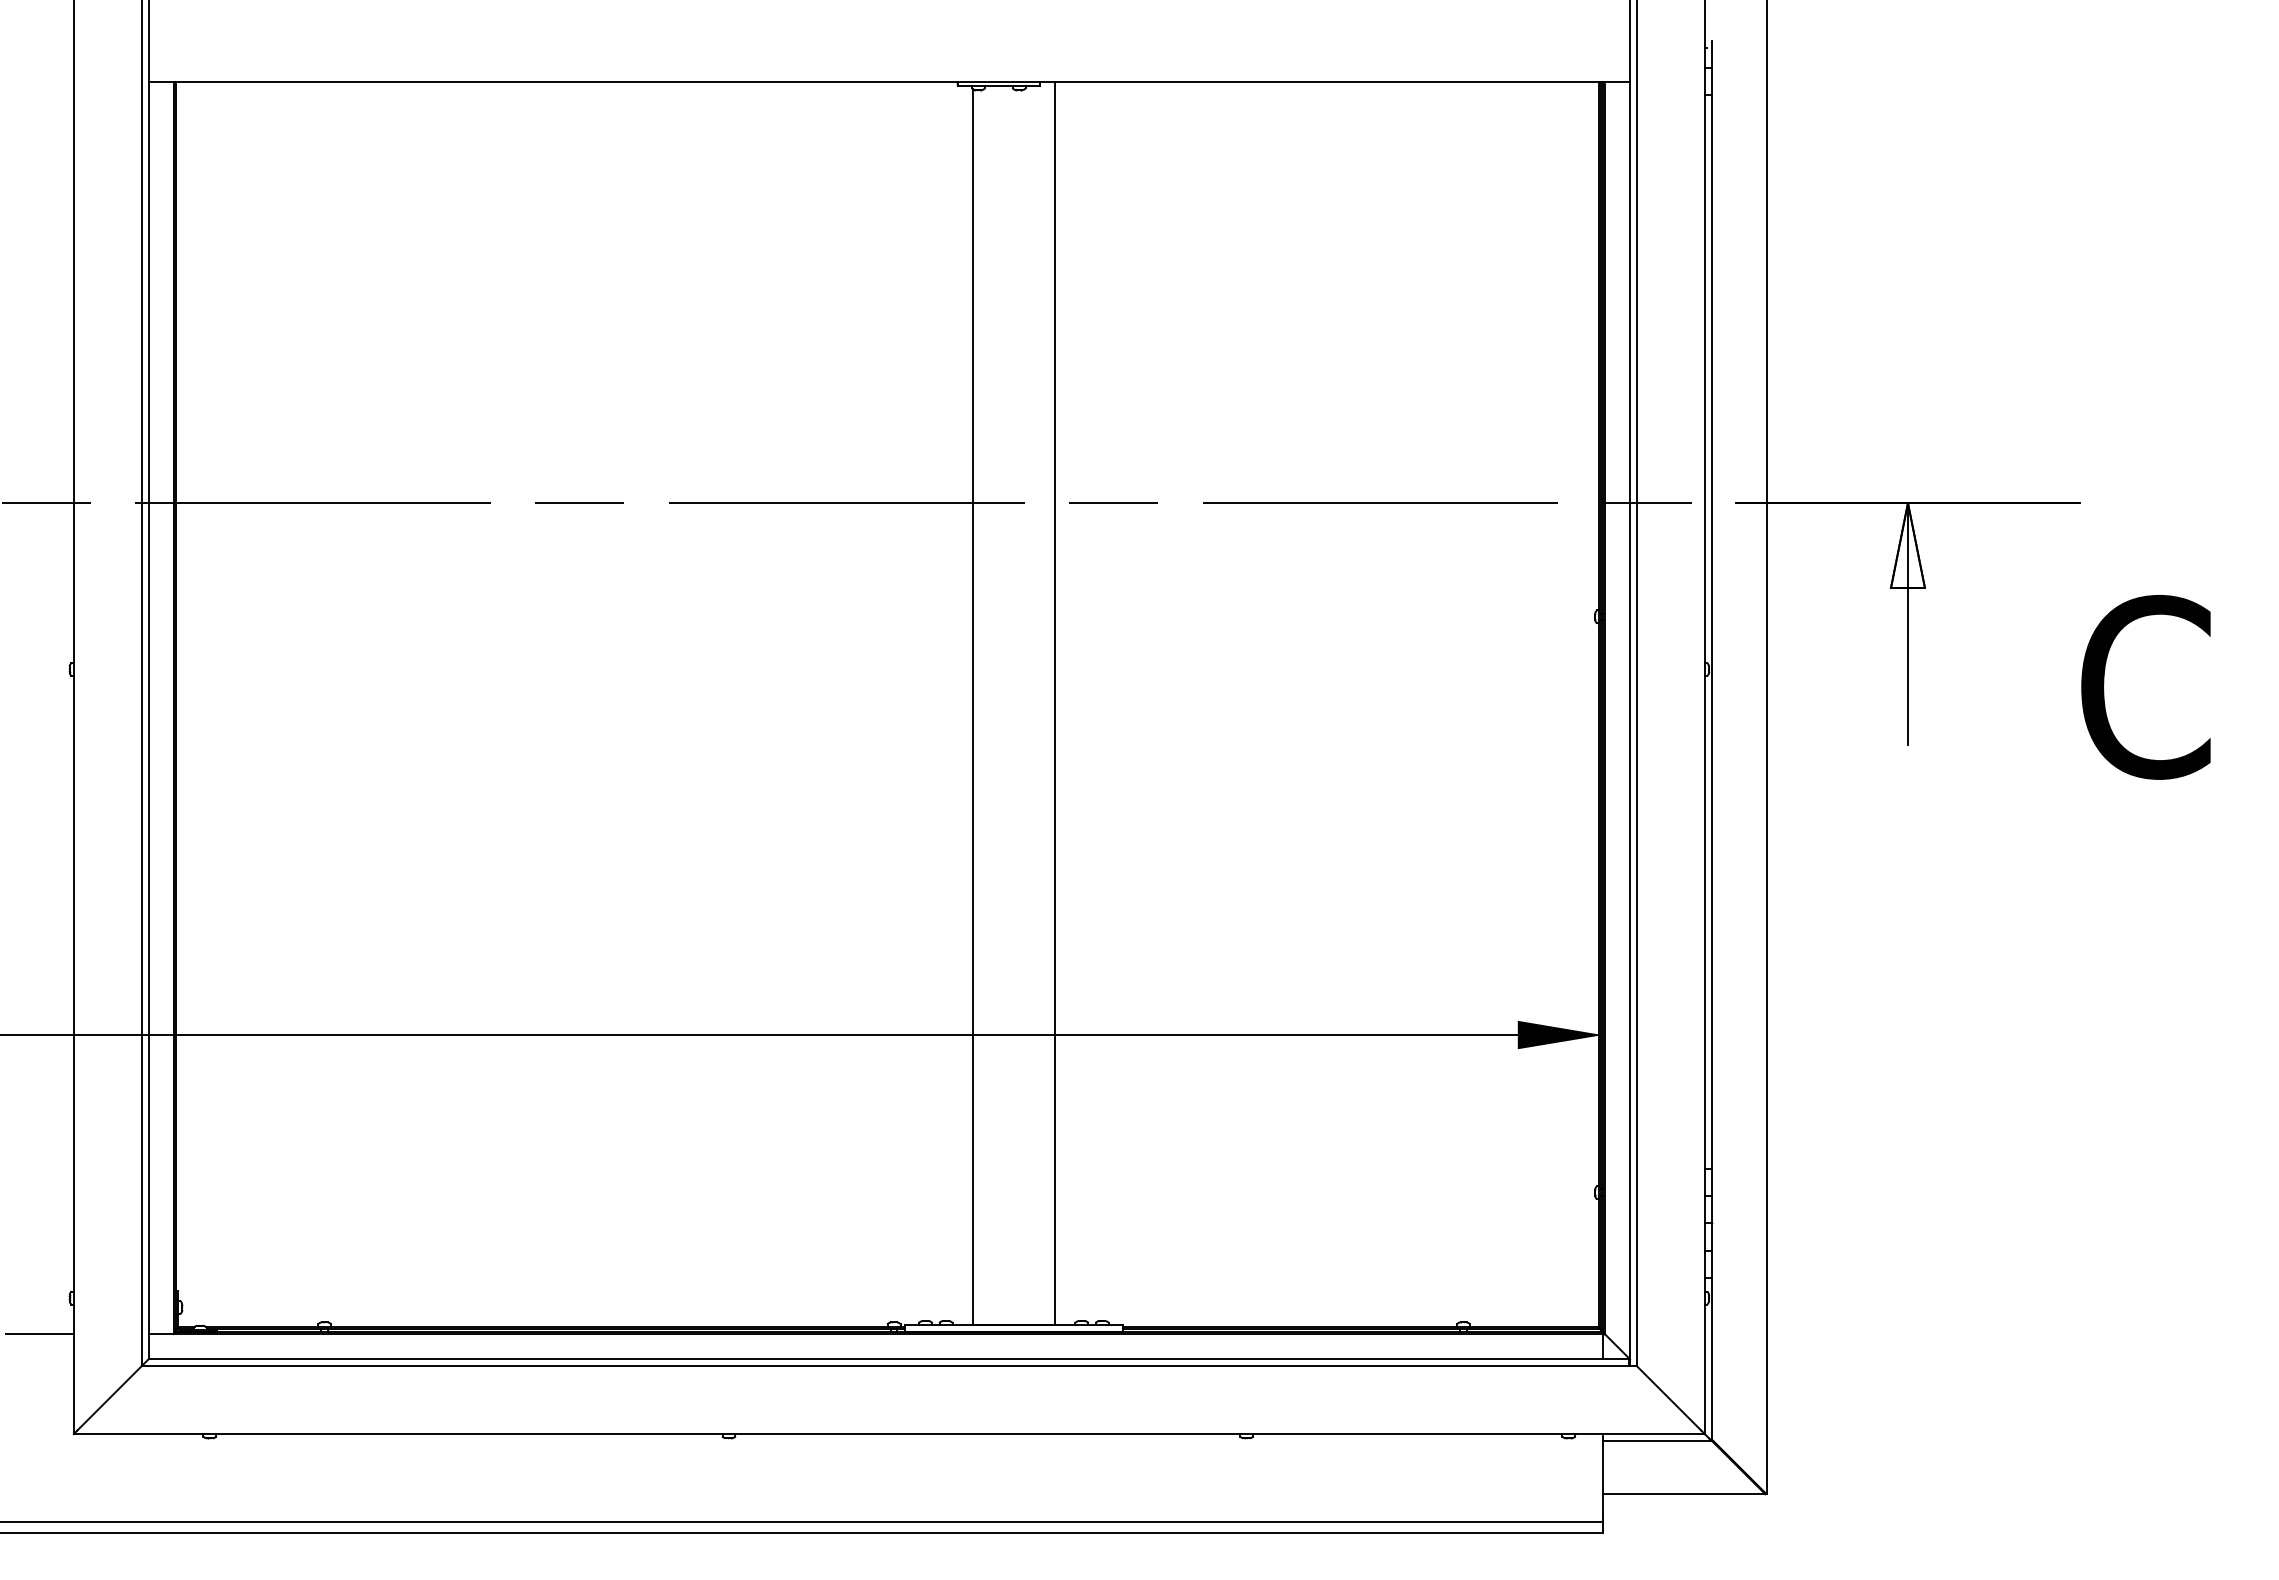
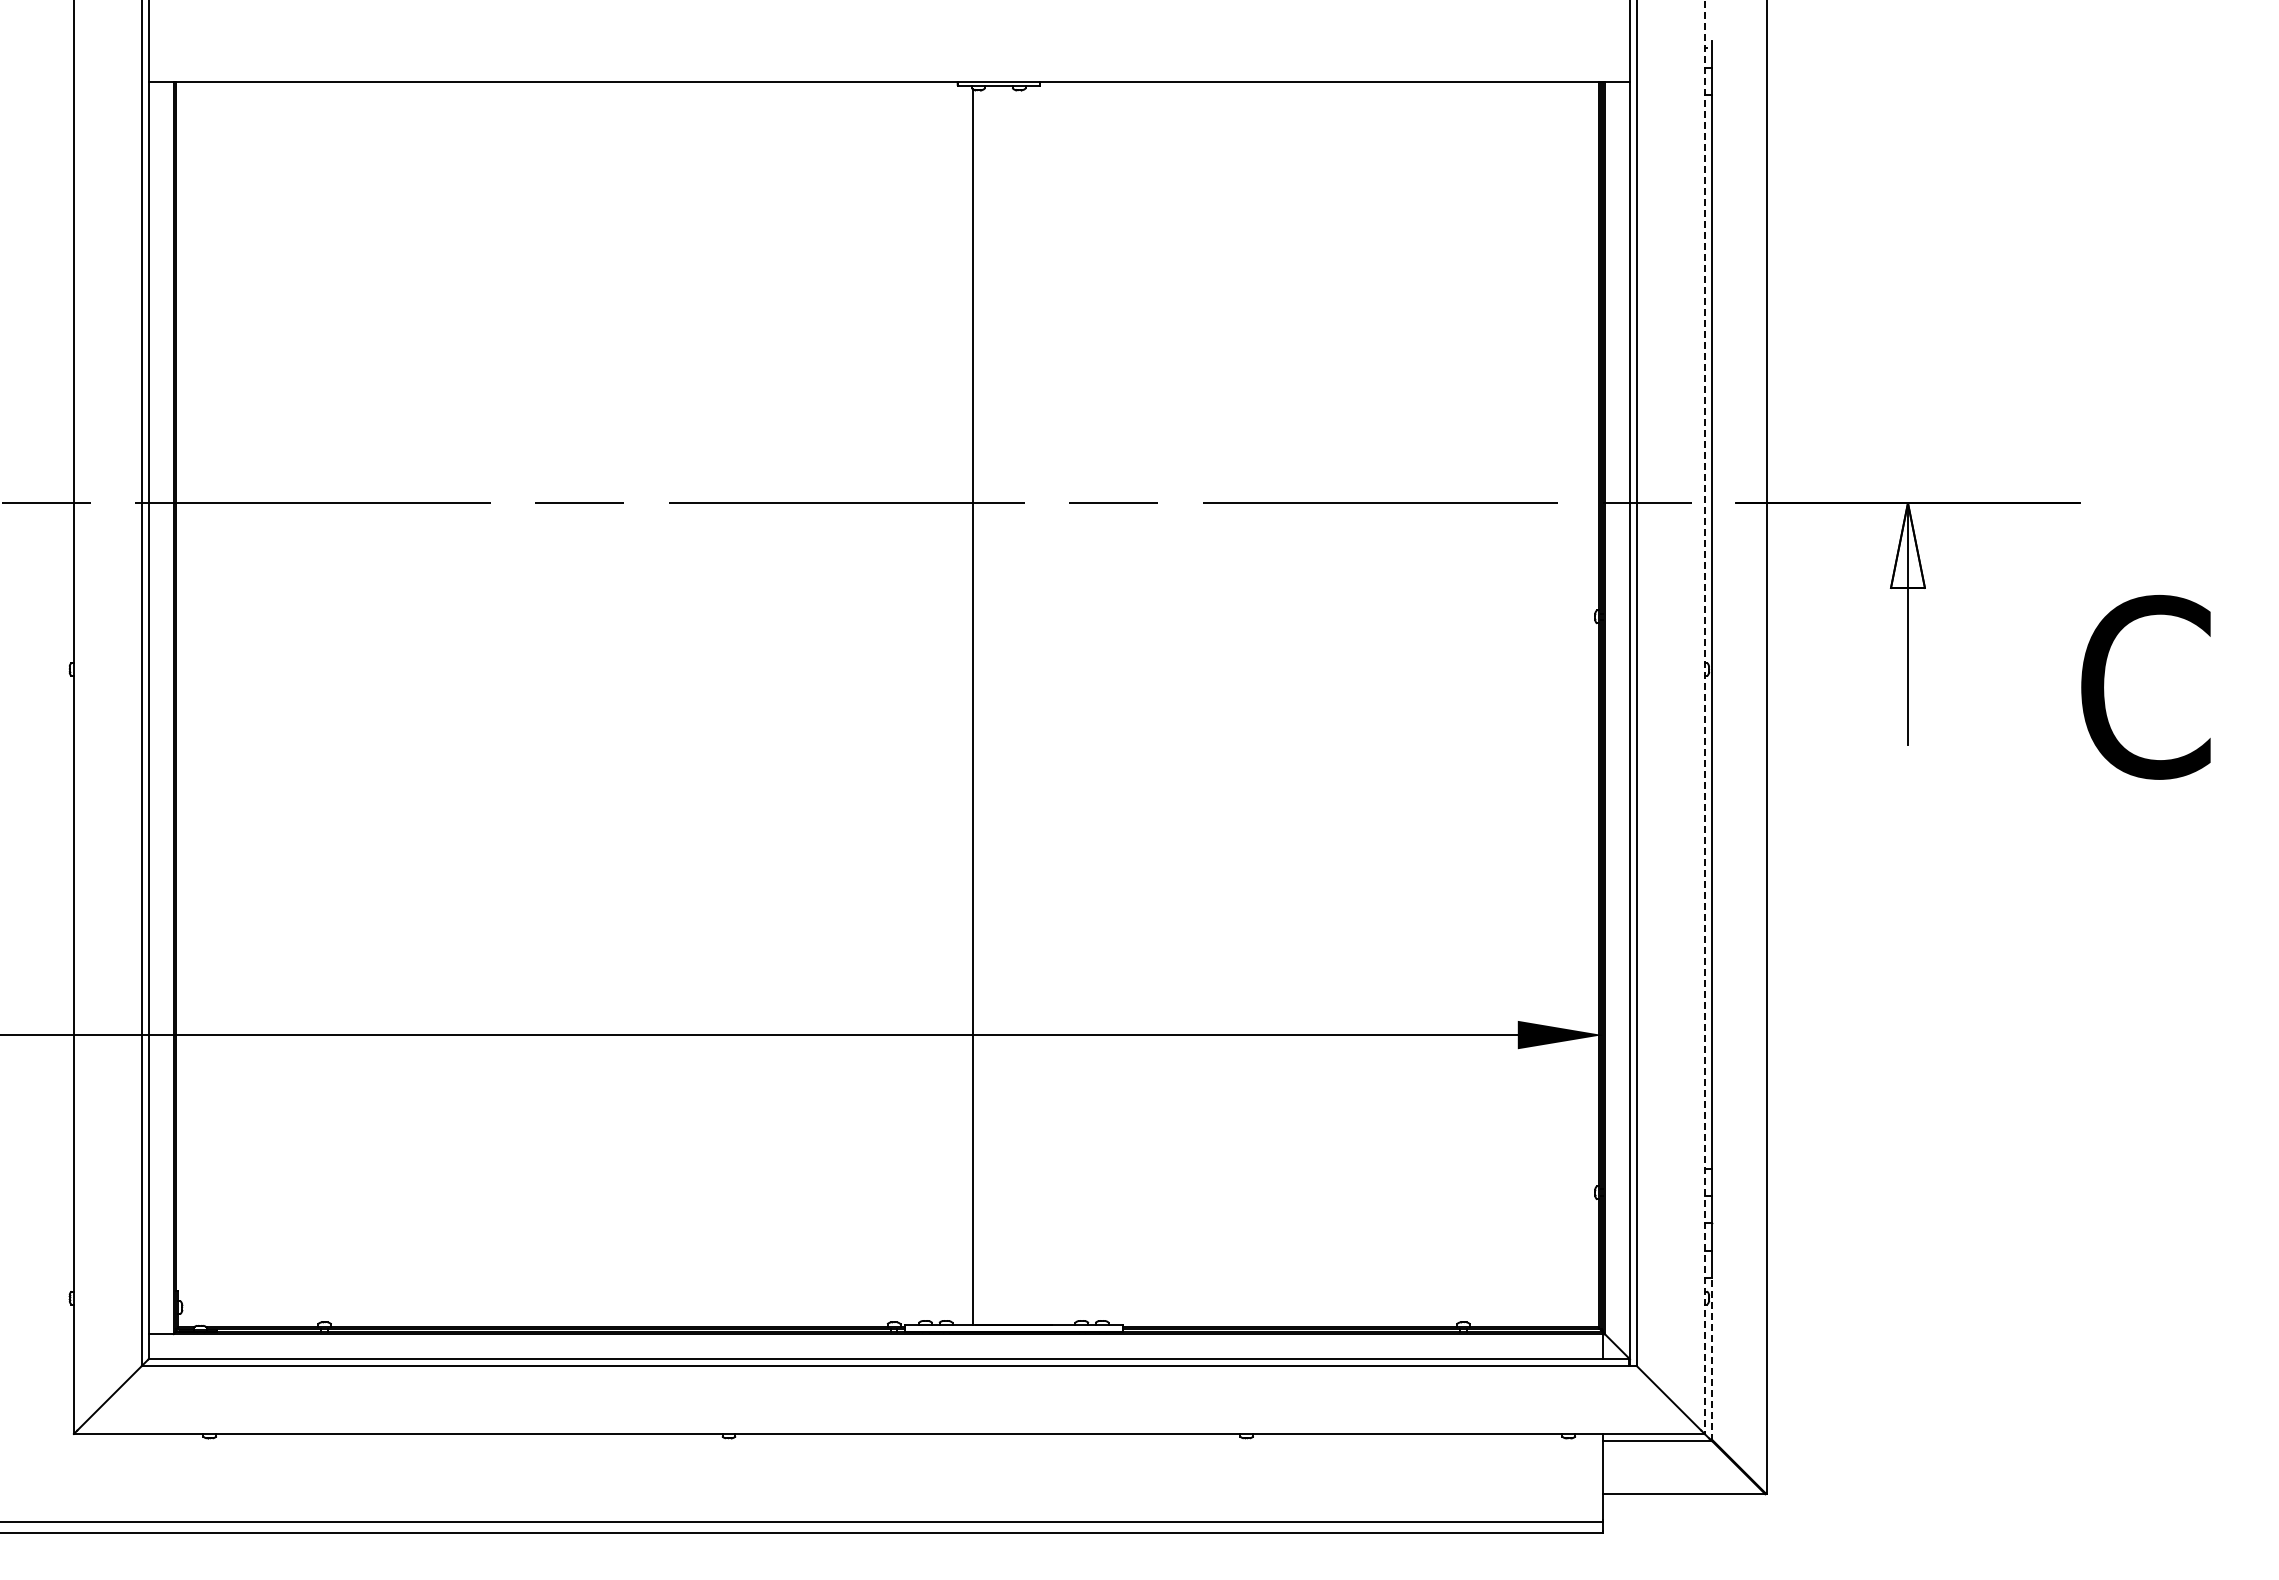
line: present -> none (1054, 703)
line: solid -> dashed (1704, 716)
line: present -> none (39, 1334)
line: solid -> dashed (1711, 1359)
